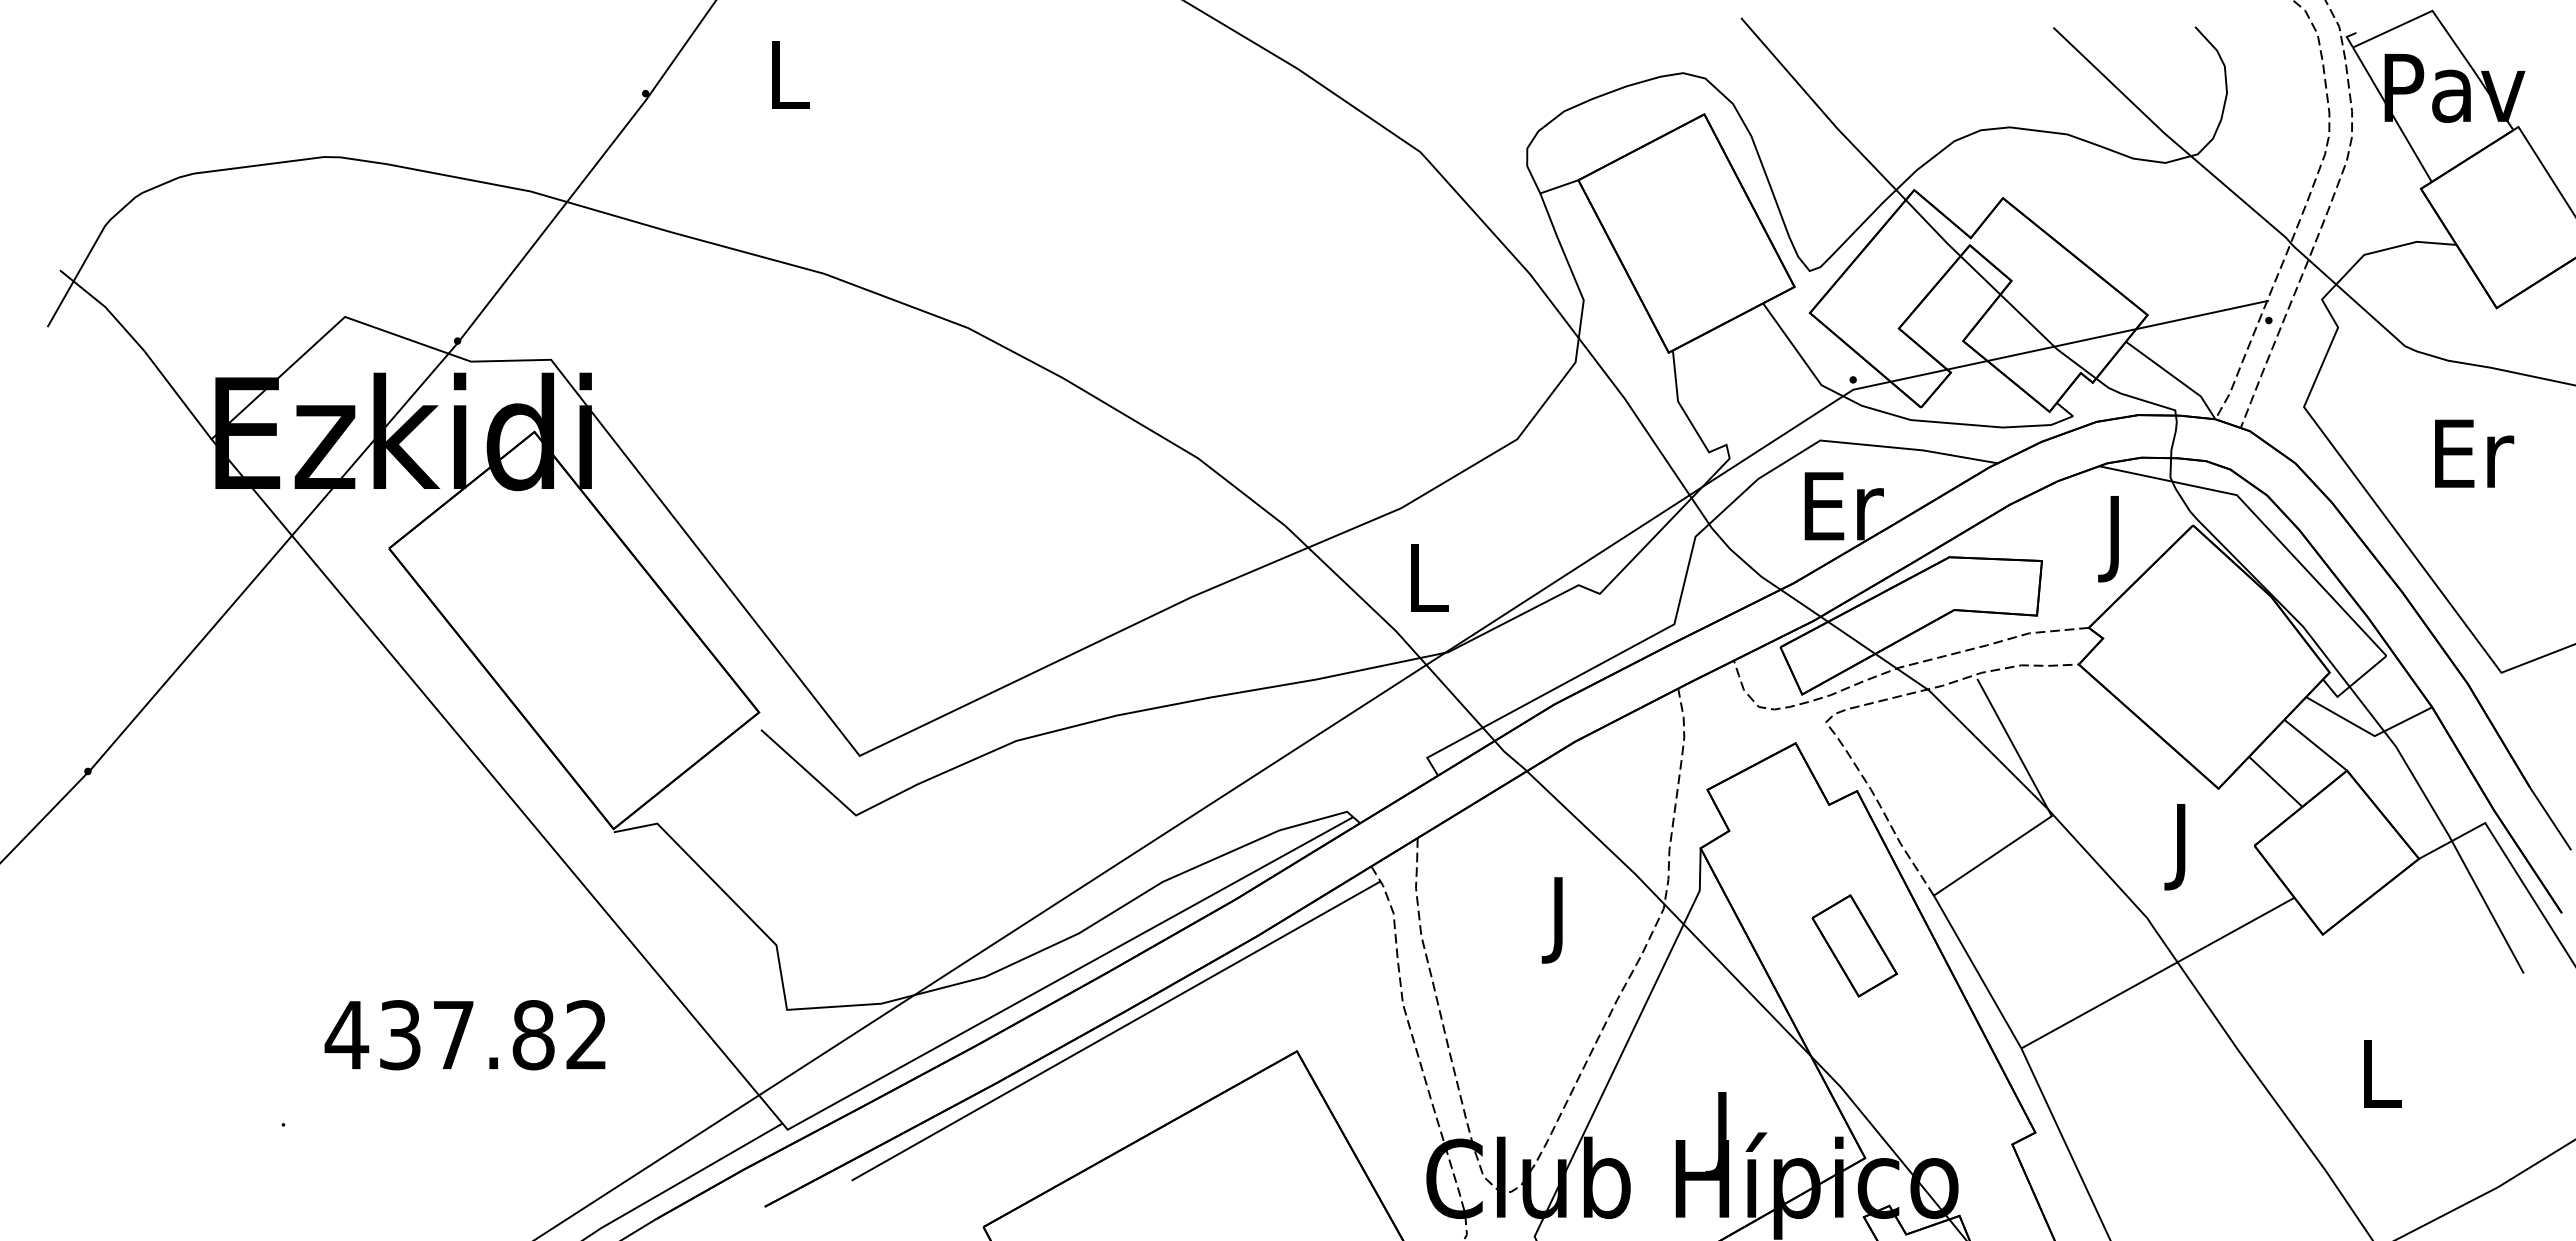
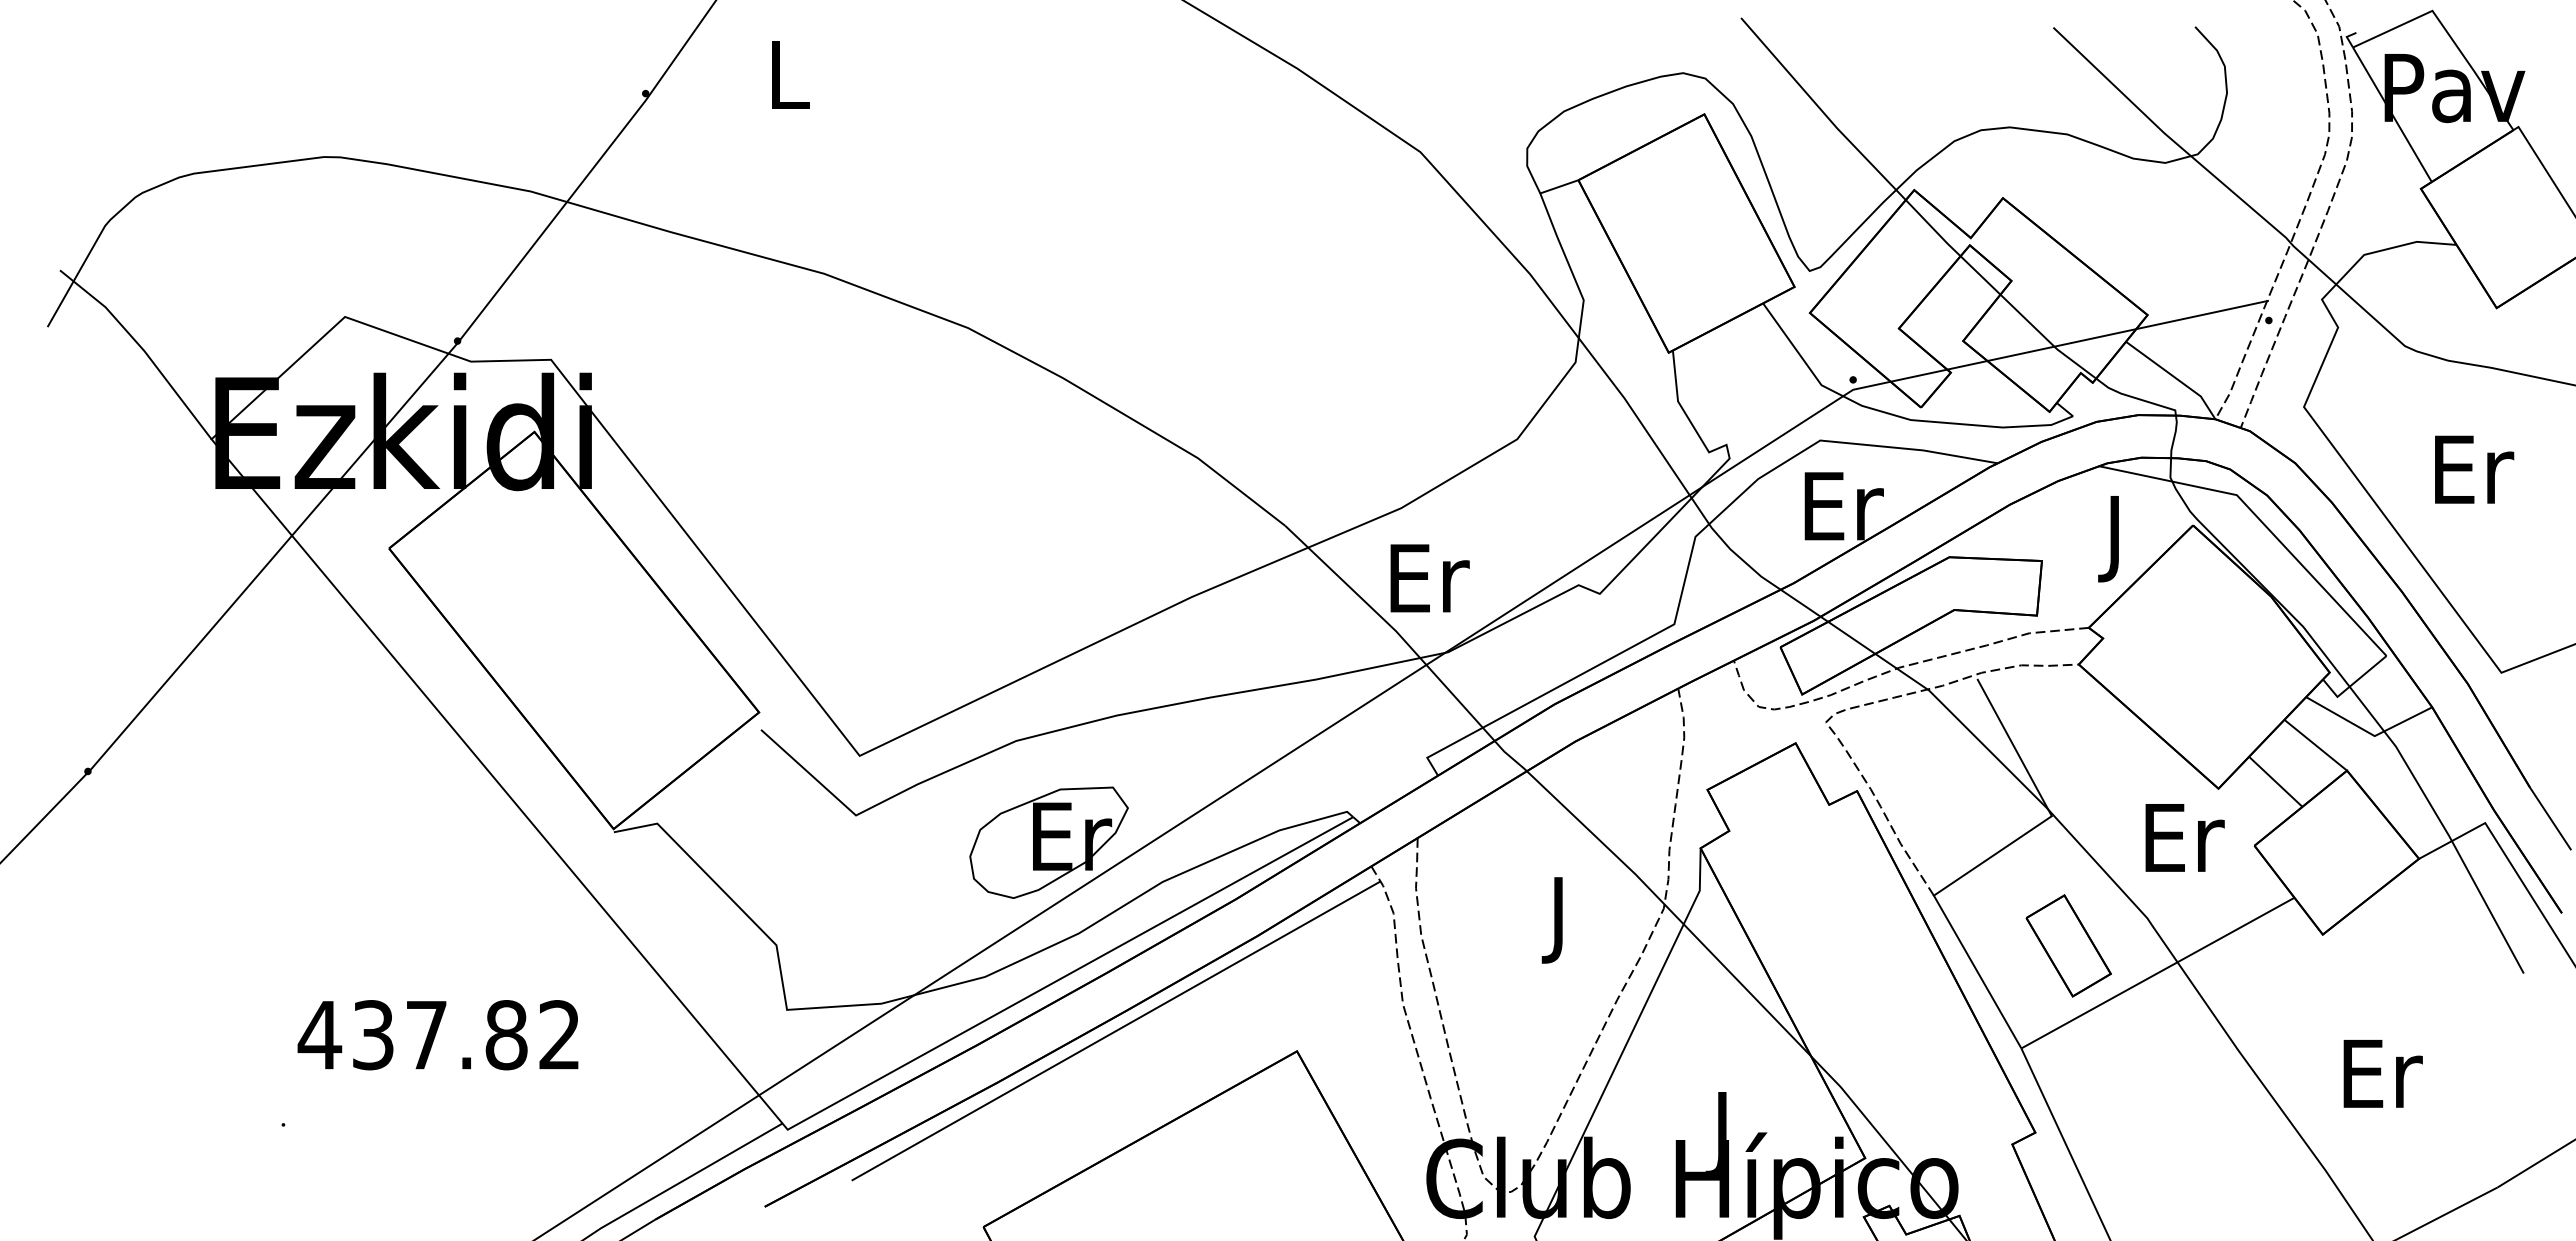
text position: (2474, 453) -> (2474, 469) (2474, 469)
text: L -> Er (1429, 578)
part: none -> present (1048, 842)
text: J -> Er (2184, 847)
part position: (1854, 945) -> (2068, 945) (2068, 945)
text position: (464, 1035) -> (437, 1035) (437, 1035)
text: L -> Er (2382, 1073)
